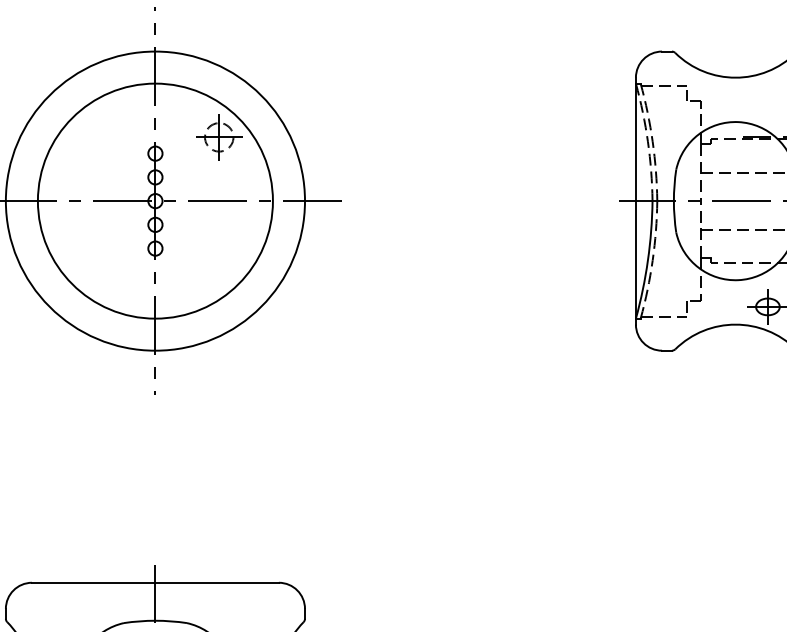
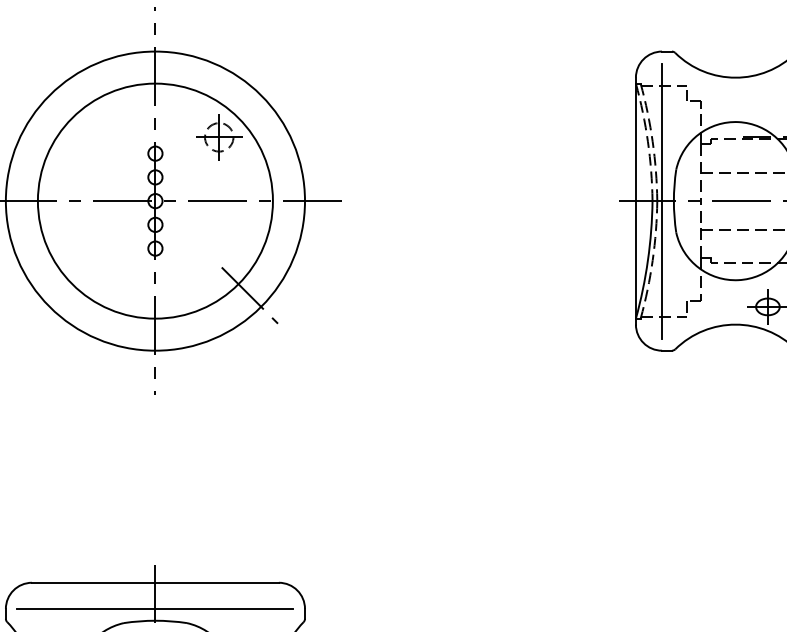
line: none -> present (662, 201)
line: none -> present (249, 295)
line: none -> present (154, 608)
